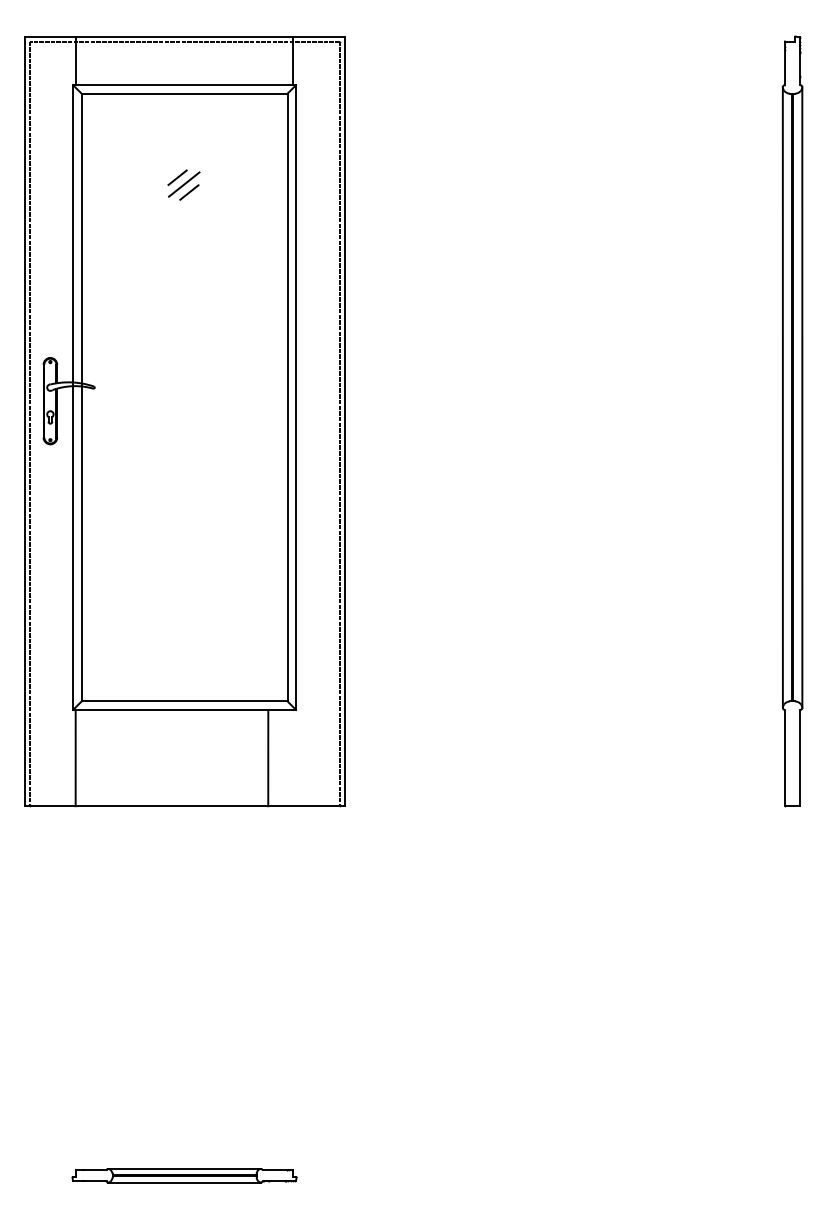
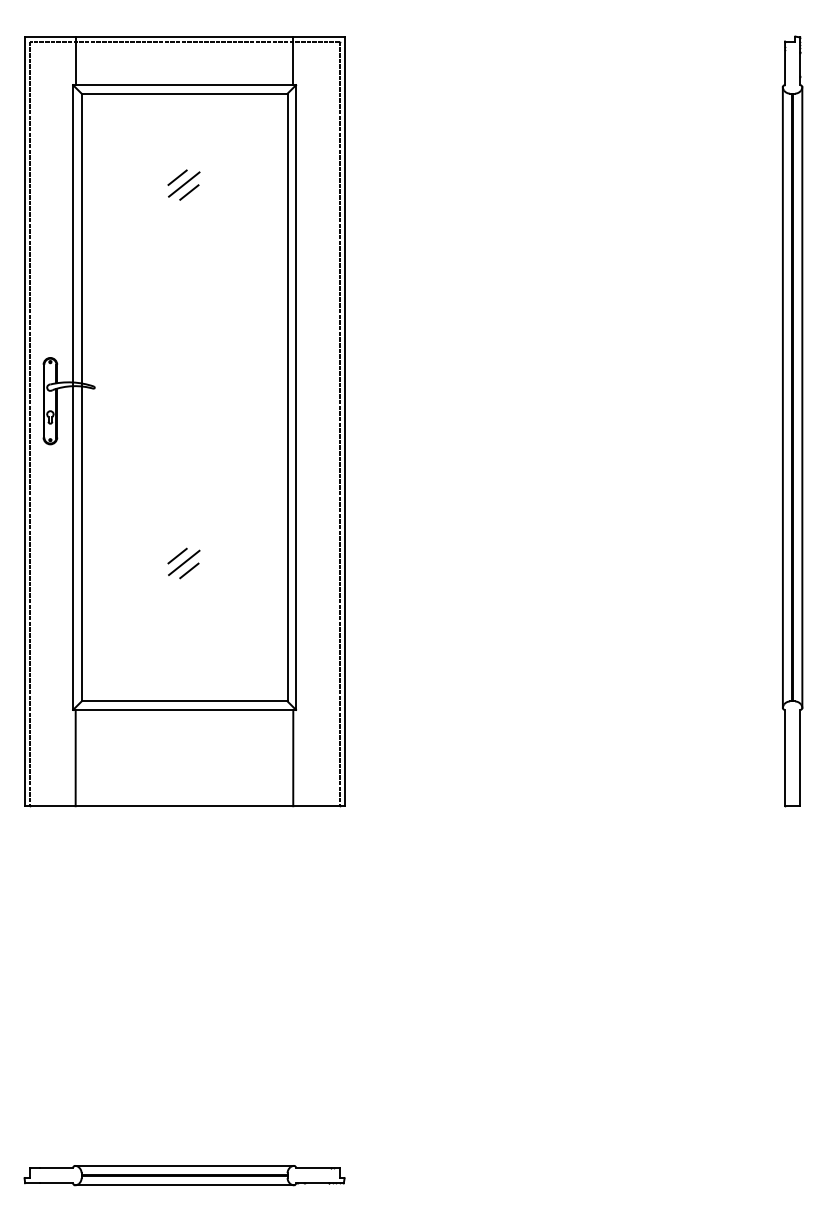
part: none -> present (183, 563)
line position: (268, 757) -> (293, 757) (293, 757)
part size: 227x16 px -> 323x22 px (184, 1175)
